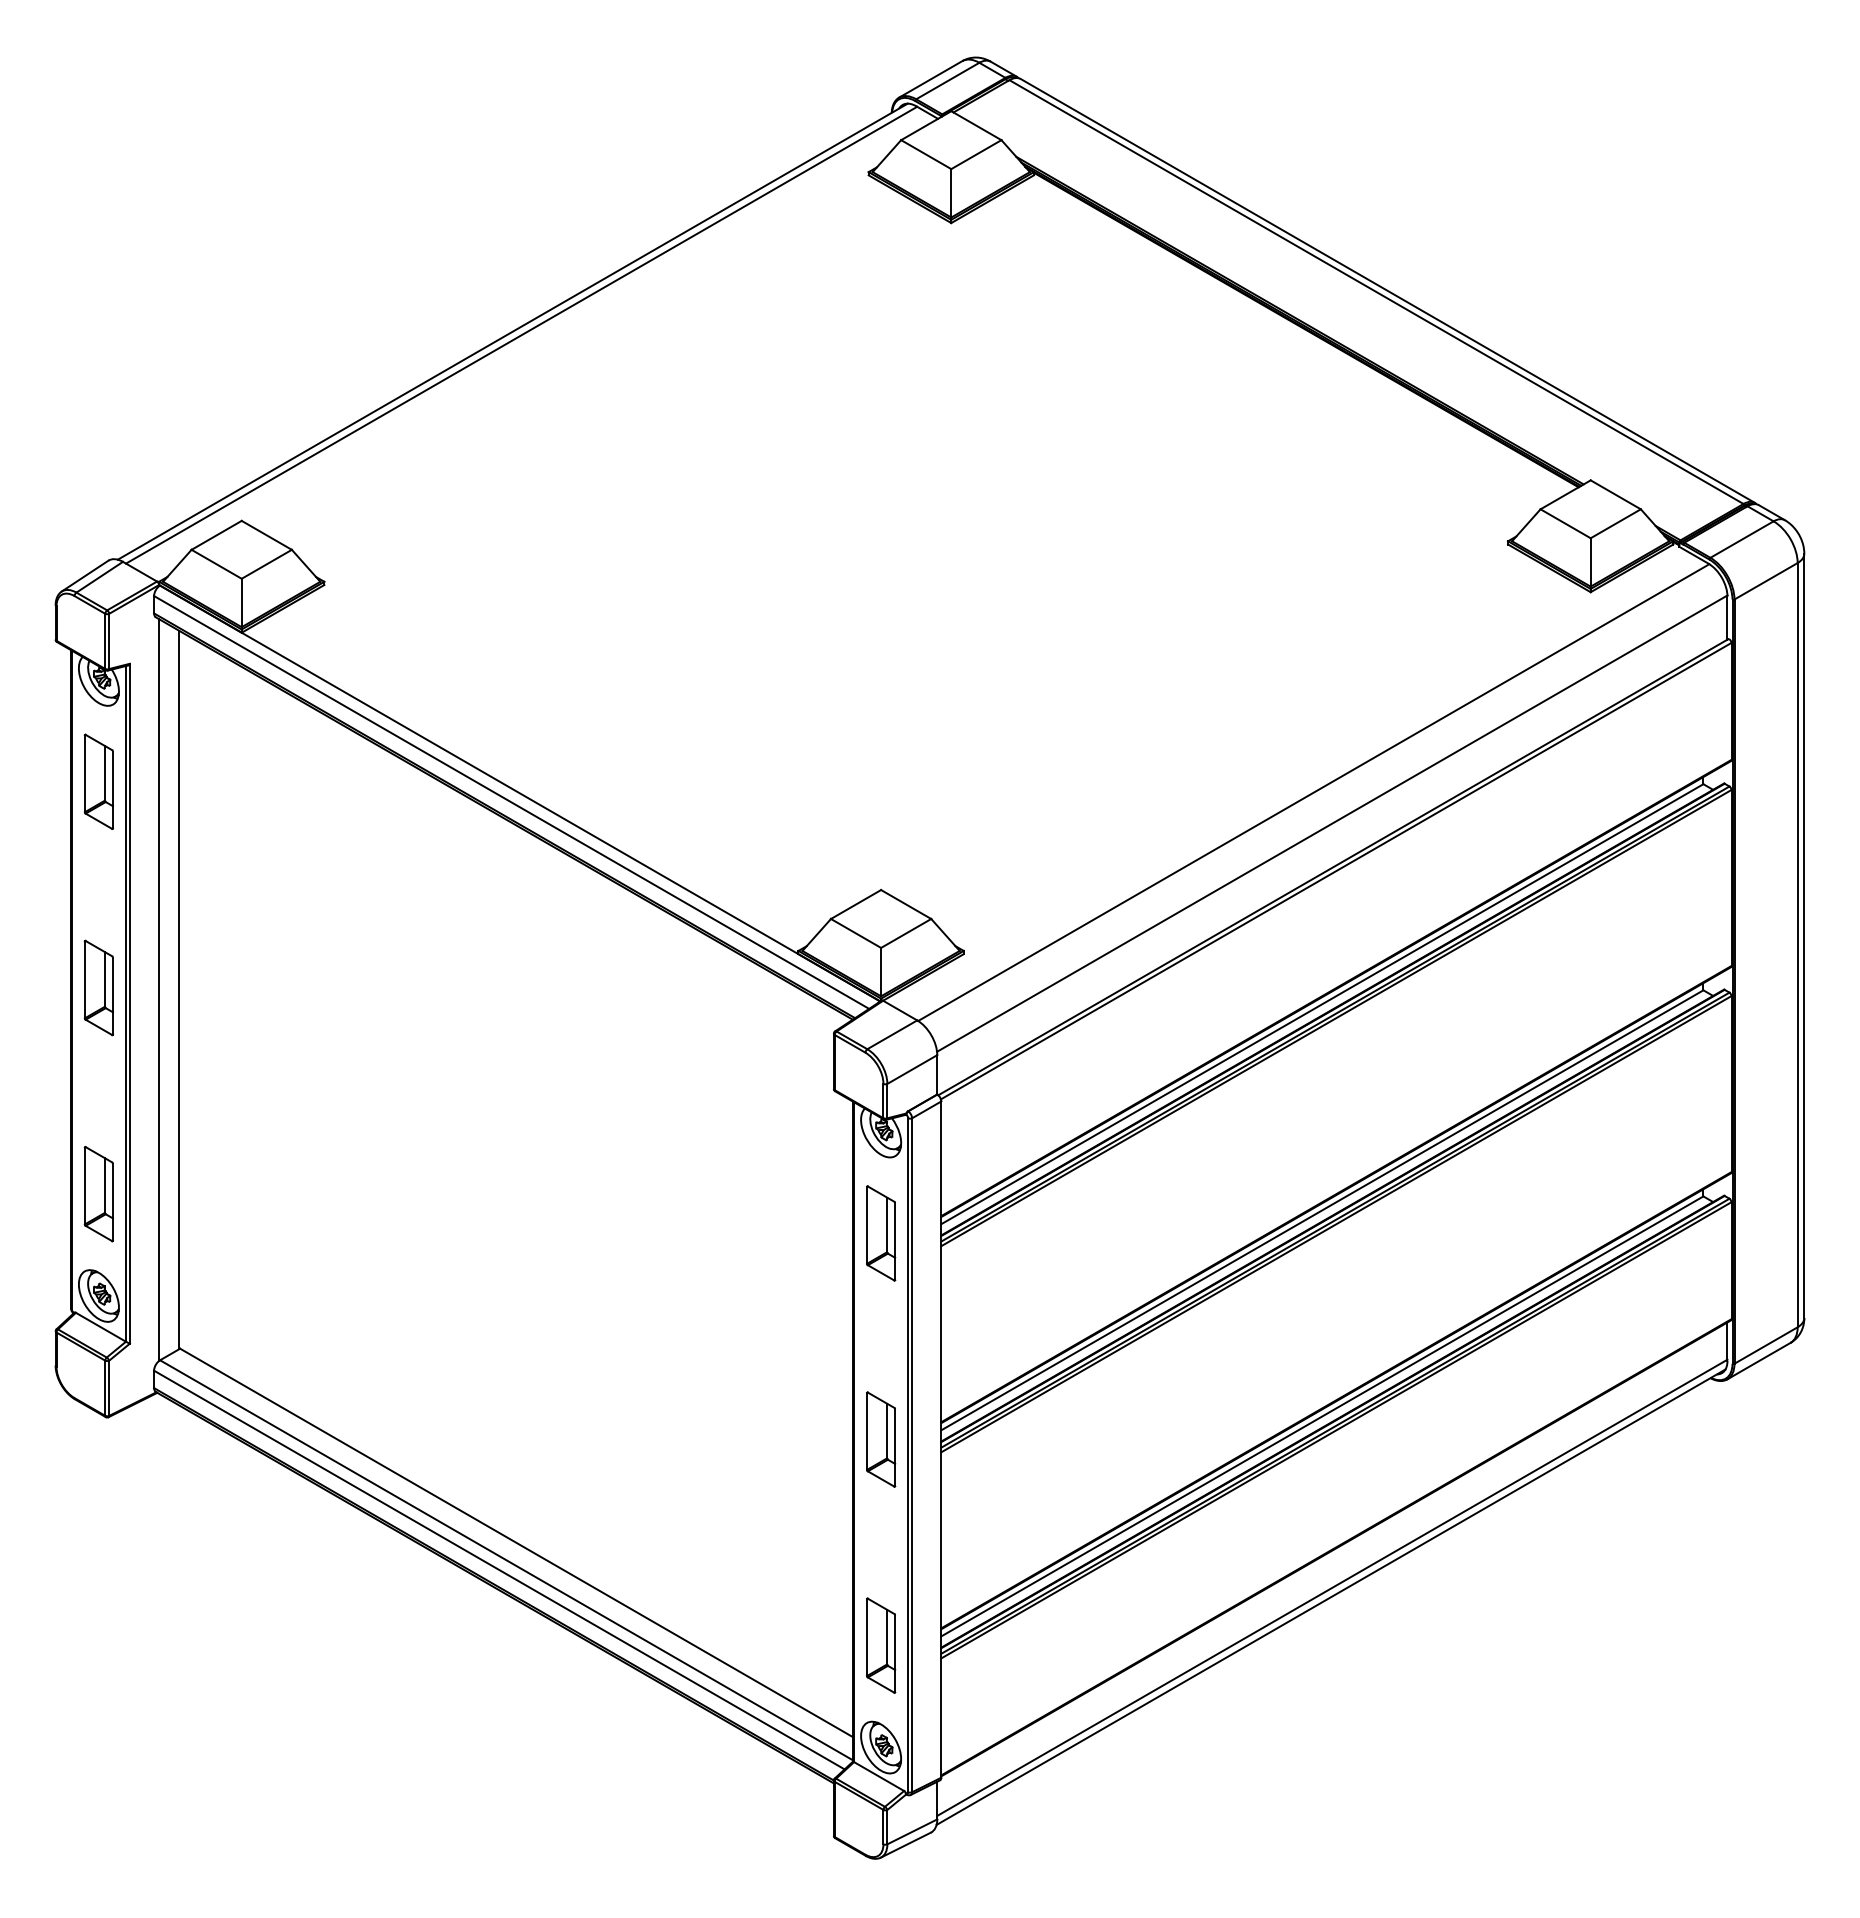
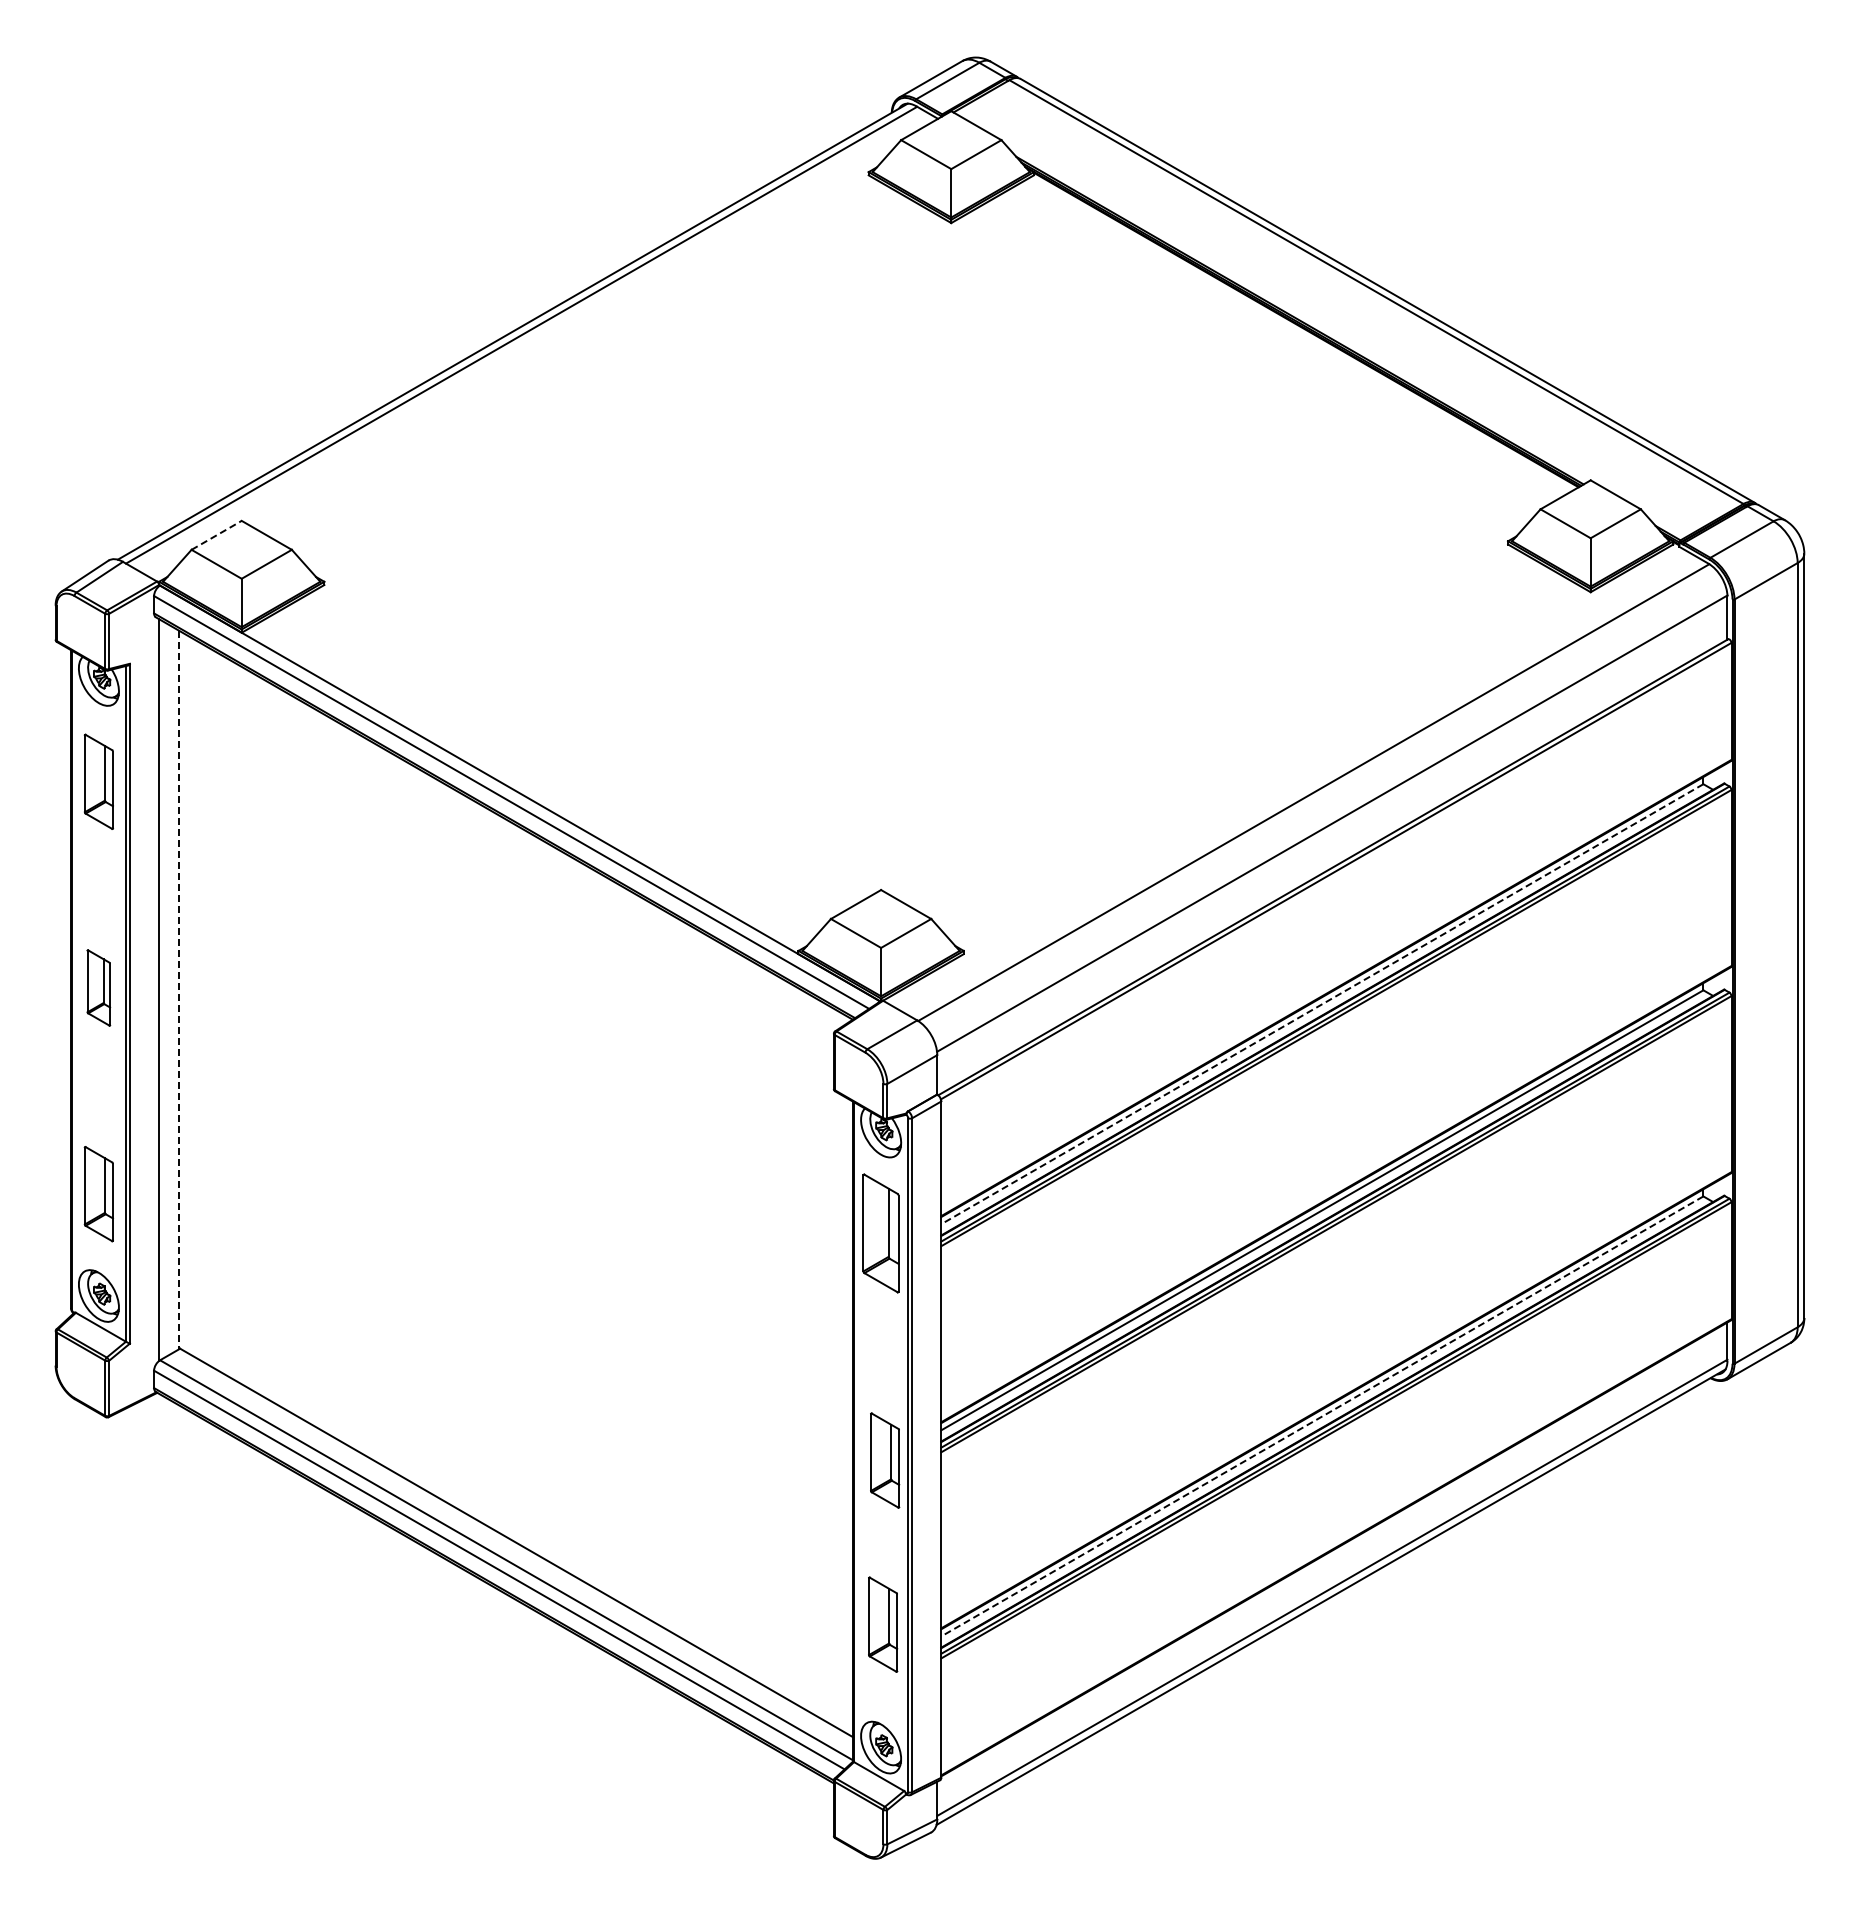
line: solid -> dashed (216, 535)
part size: 31x98 px -> 26x78 px (98, 987)
line: solid -> dashed (179, 990)
line: solid -> dashed (1321, 1004)
part size: 31x97 px -> 38x121 px (880, 1233)
line: solid -> dashed (1321, 1416)
part position: (881, 1439) -> (885, 1460) (885, 1460)
part position: (881, 1645) -> (883, 1624) (883, 1624)
